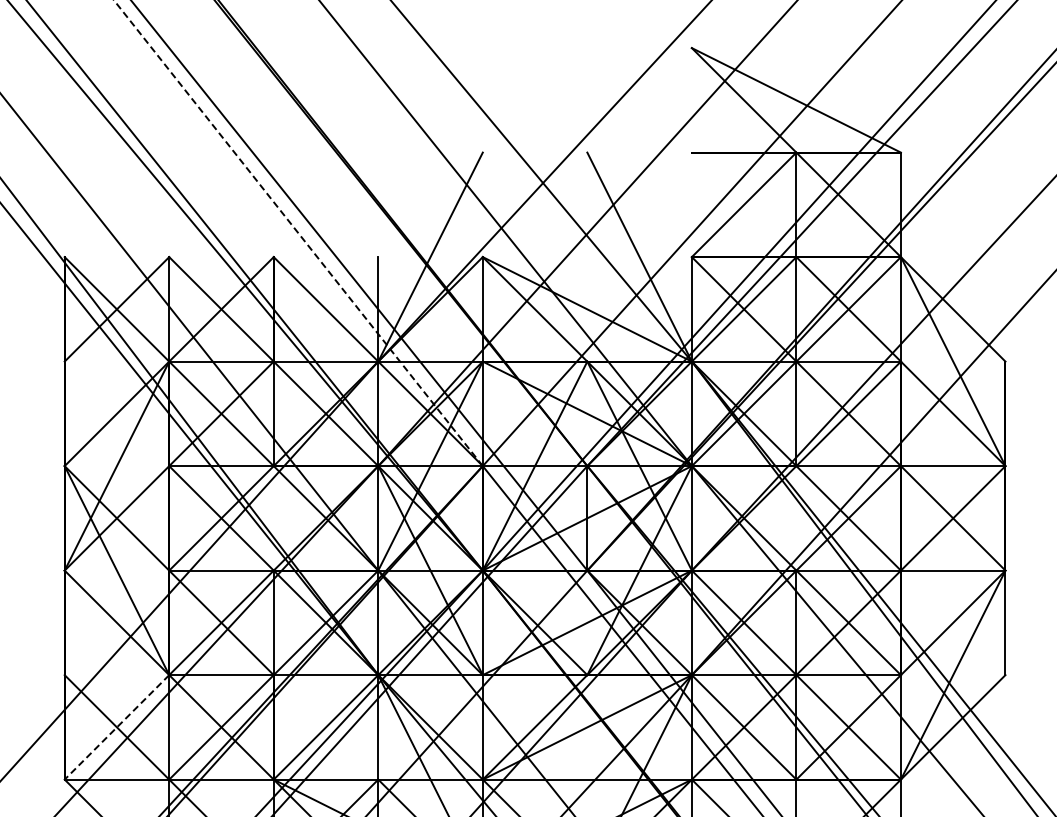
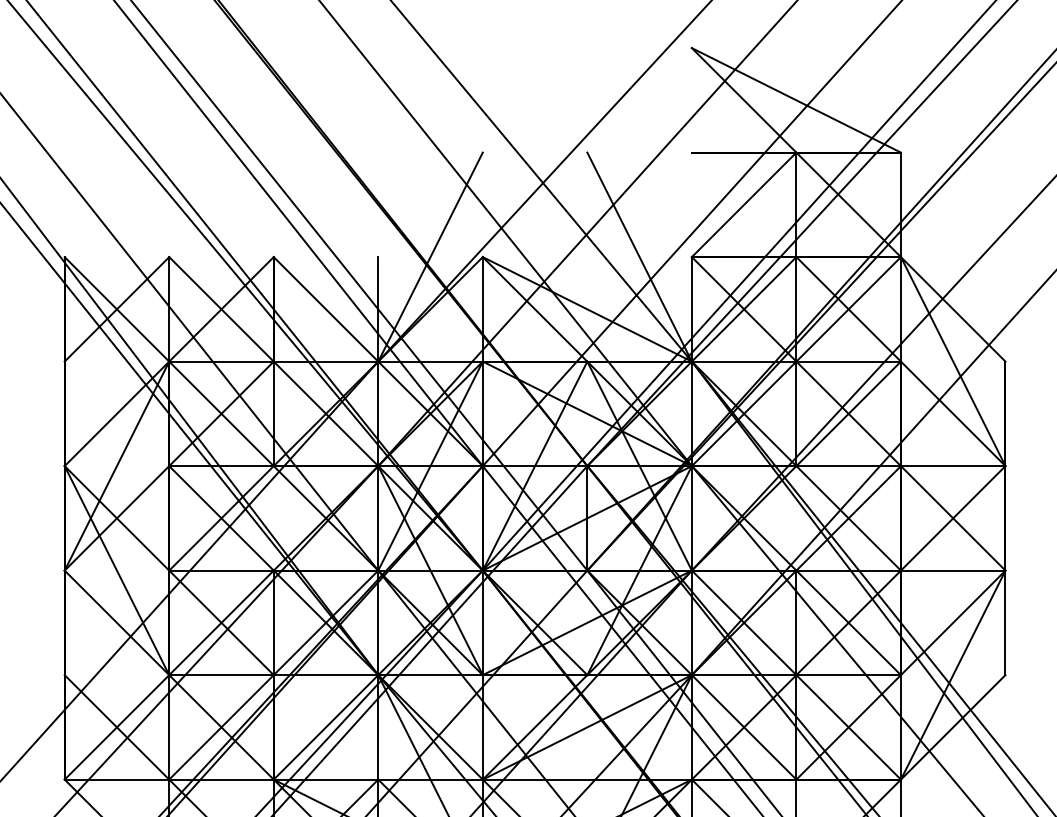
line: dashed -> solid (298, 233)
line: dashed -> solid (116, 727)
